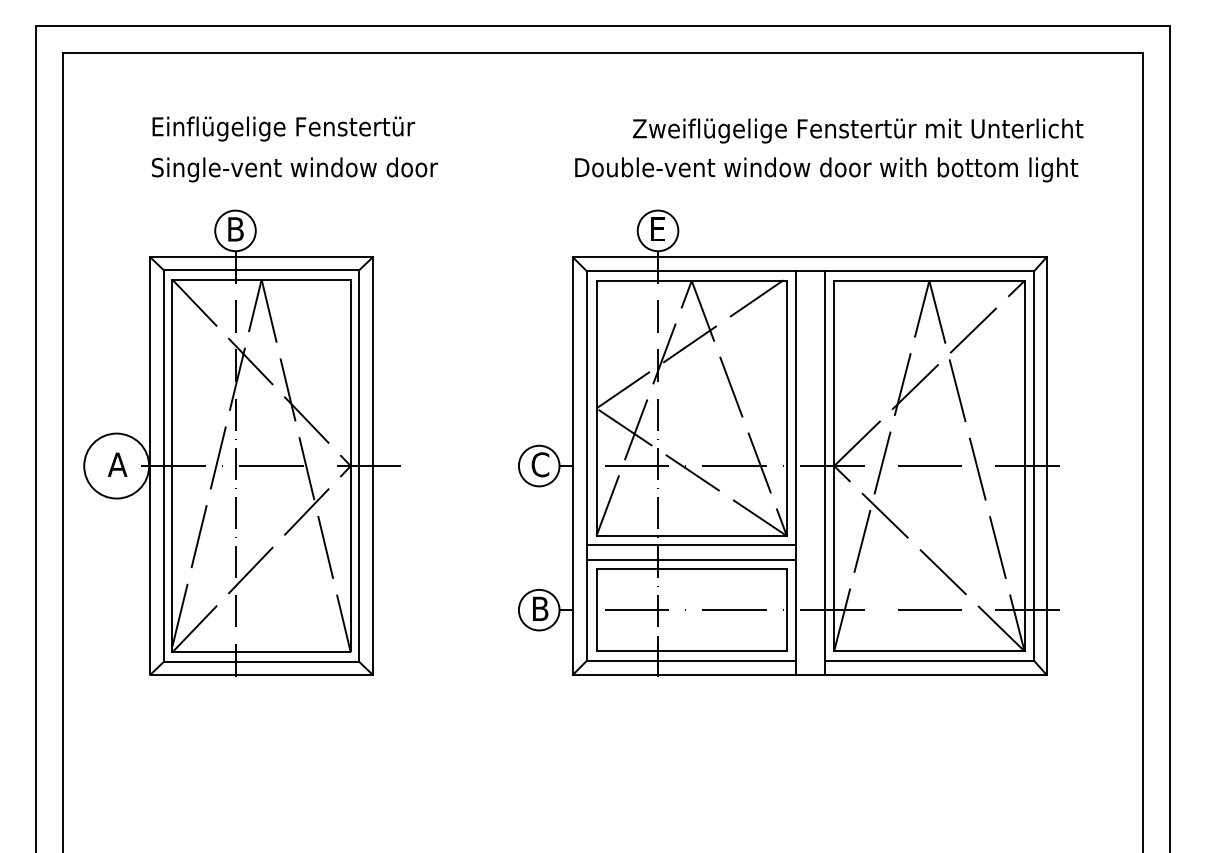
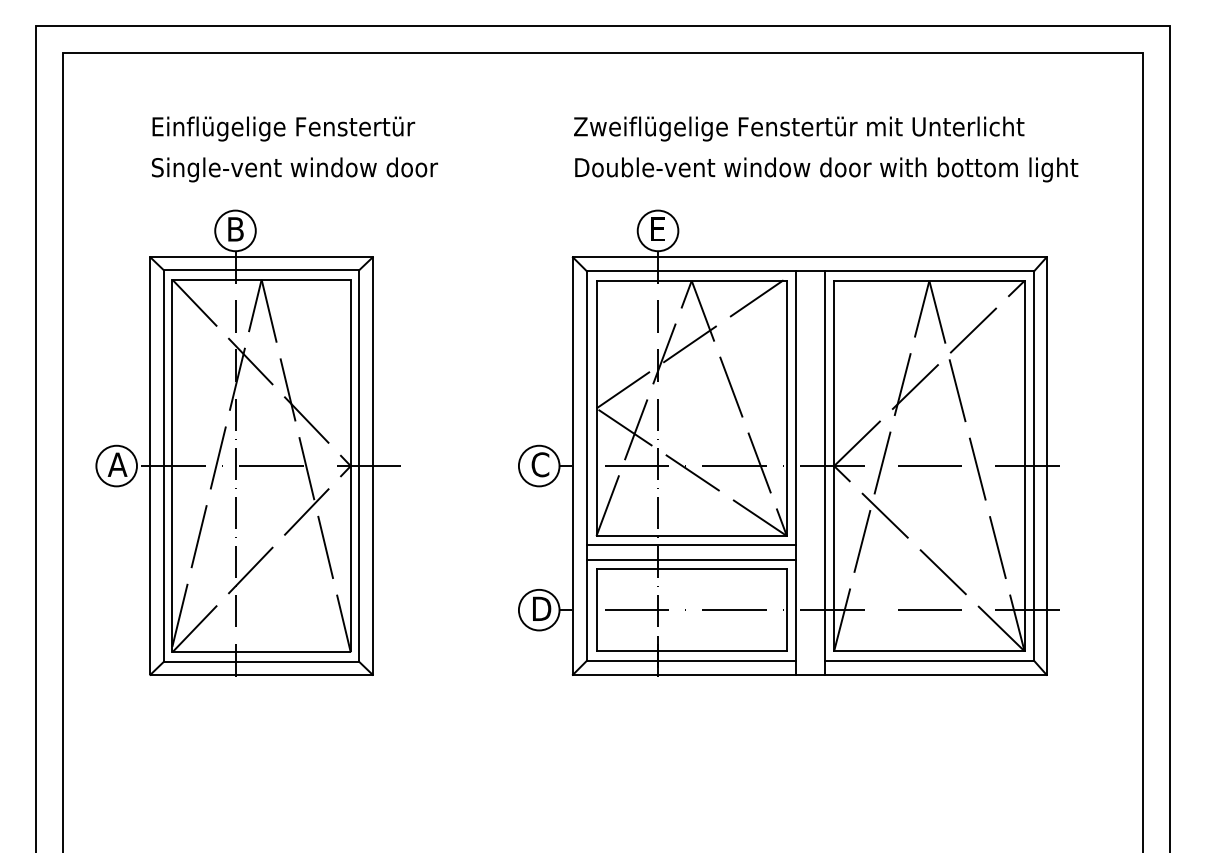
text position: (858, 130) -> (799, 128) (799, 128)
circle diameter: 65 px -> 41 px (116, 465)
text: B -> D (543, 609)
